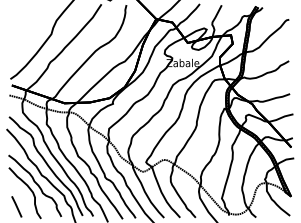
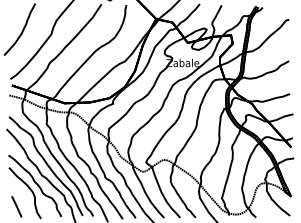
curve: none -> present (21, 31)
